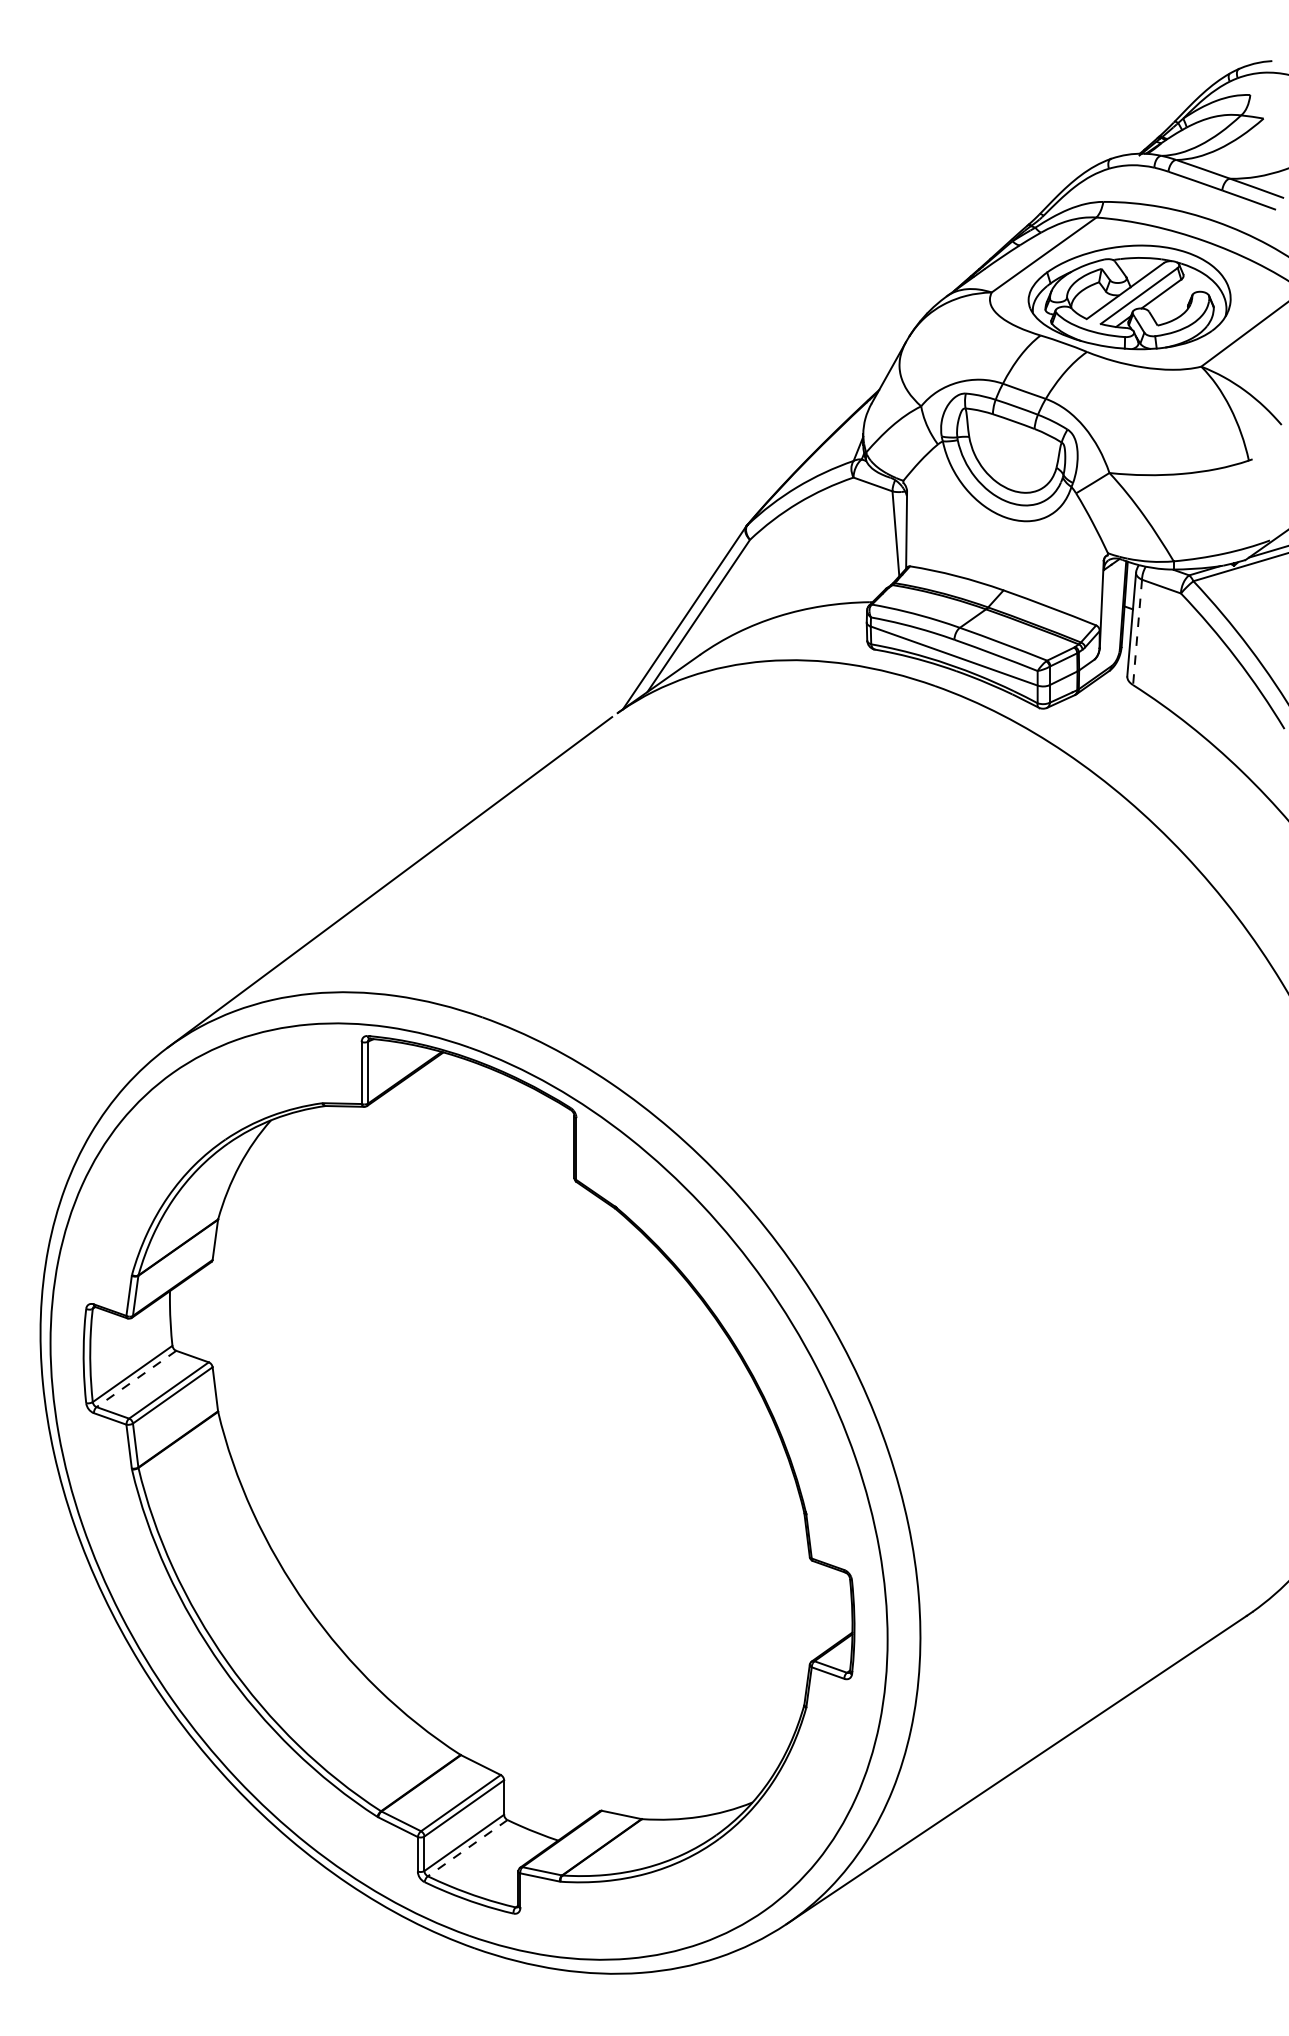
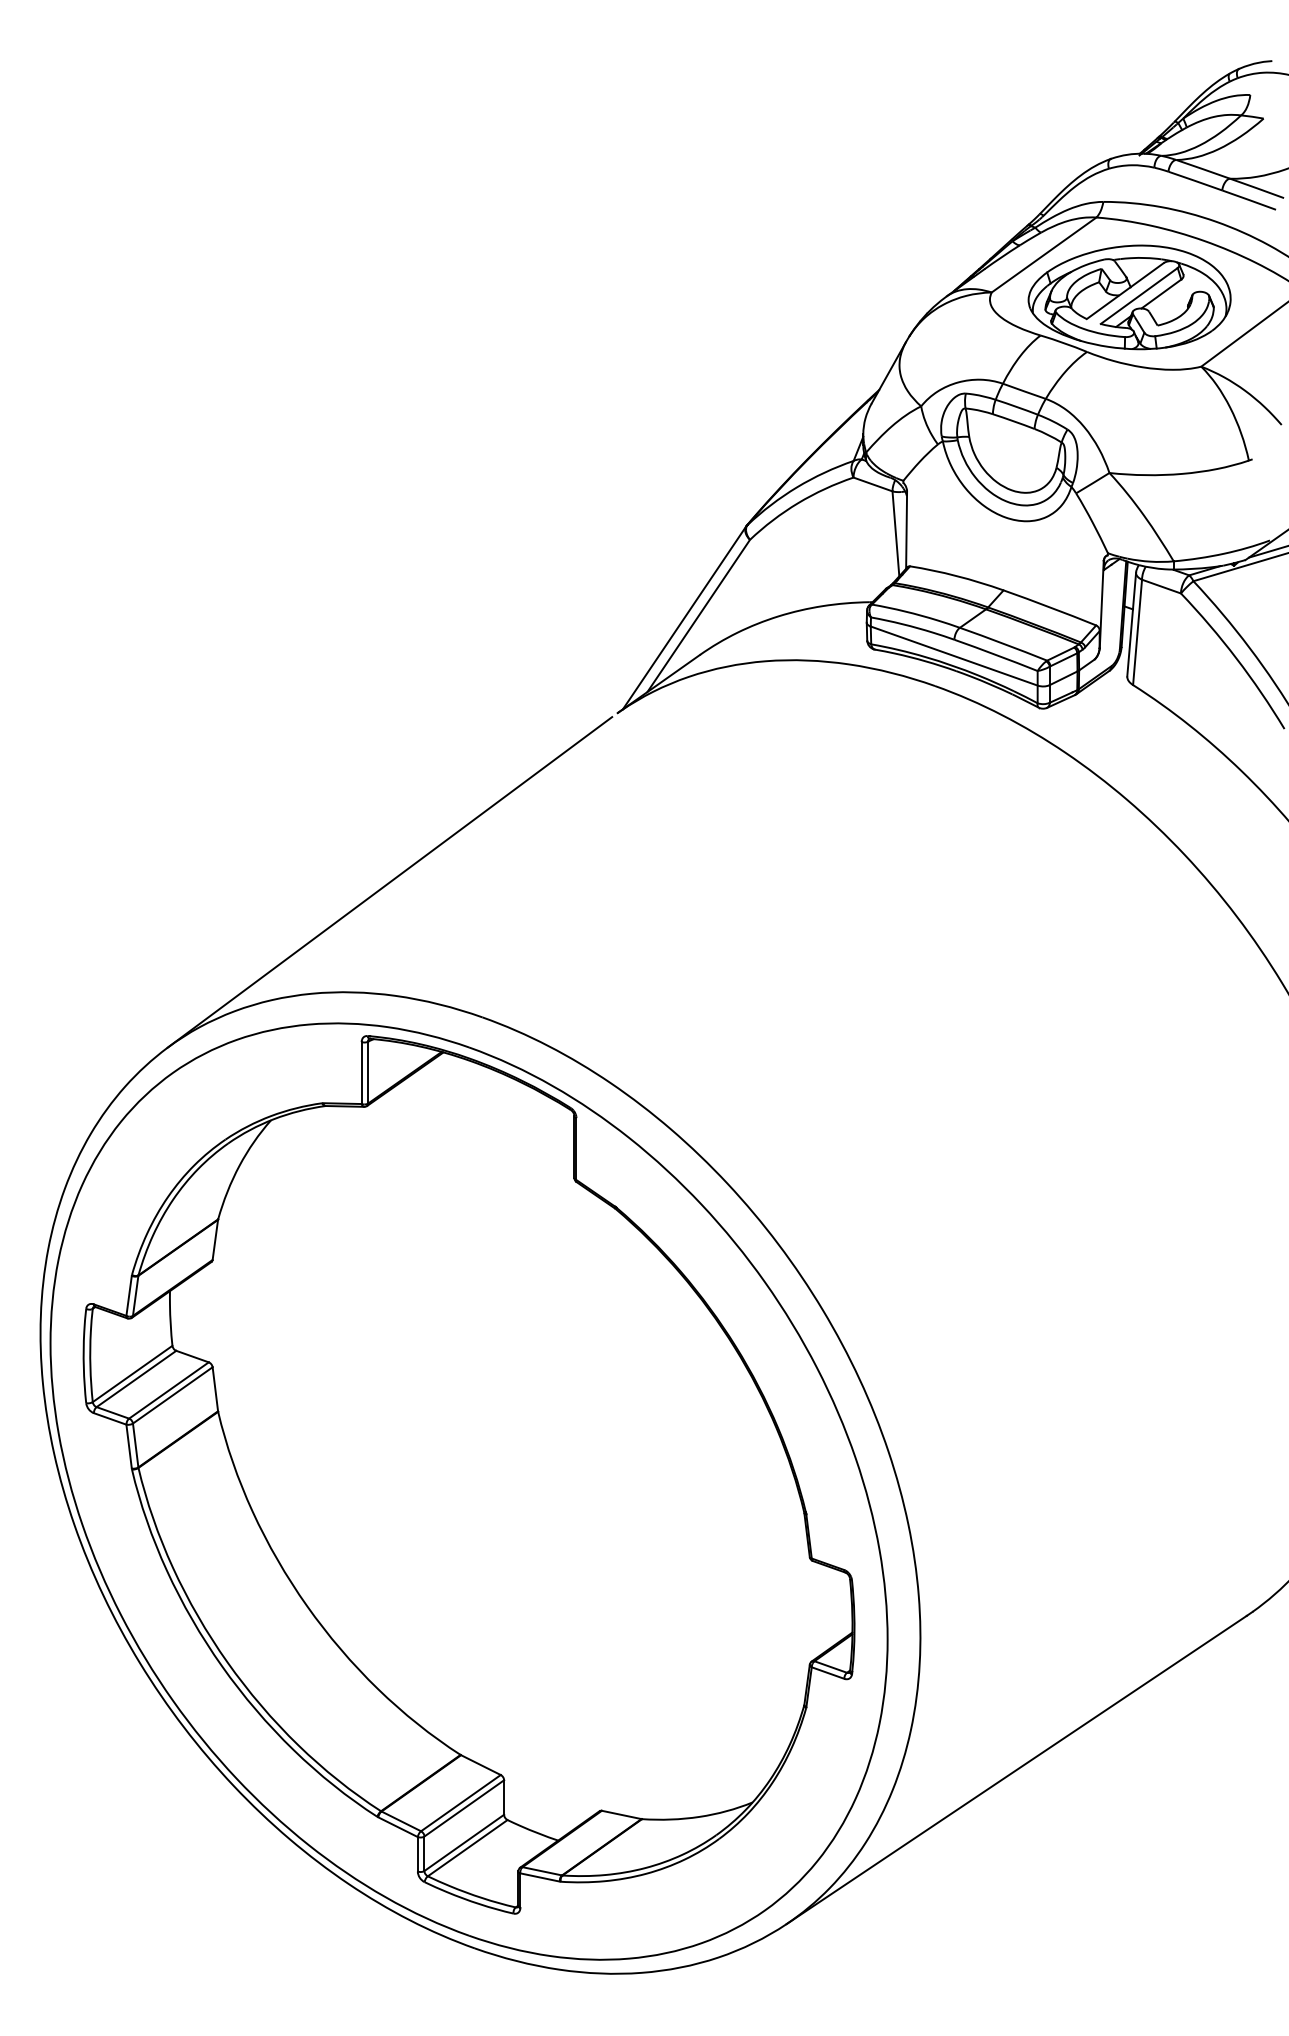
line: dashed -> solid (1137, 632)
line: dashed -> solid (136, 1378)
line: dashed -> solid (467, 1848)
